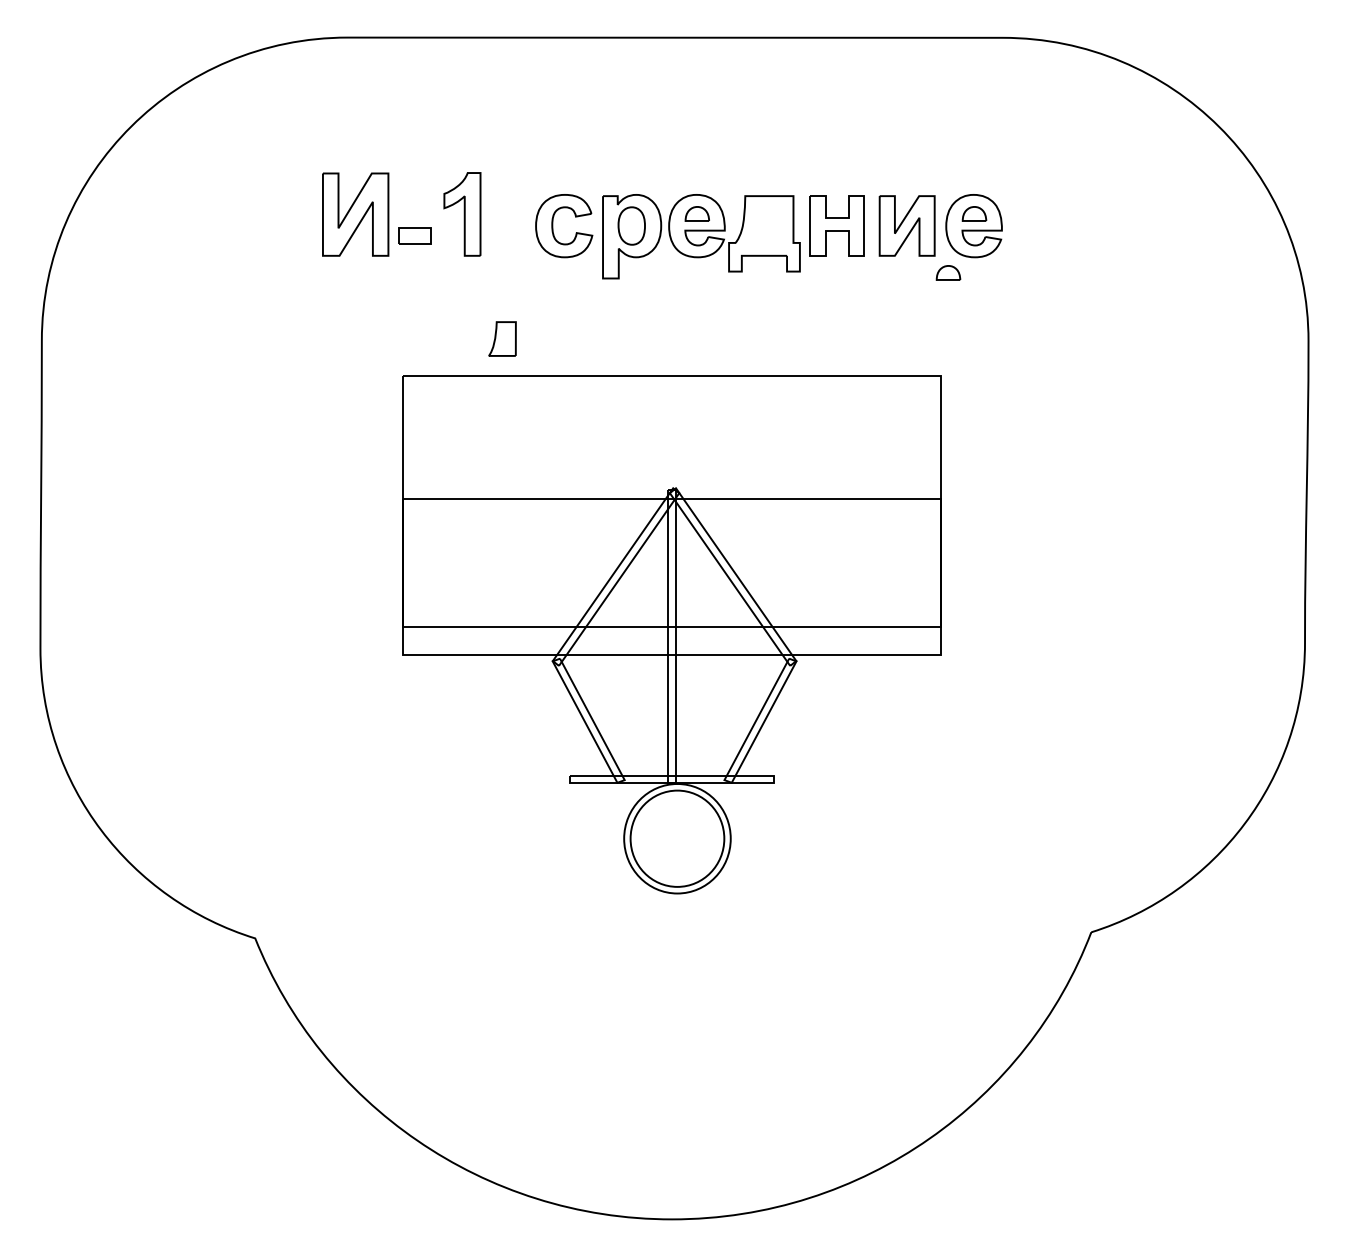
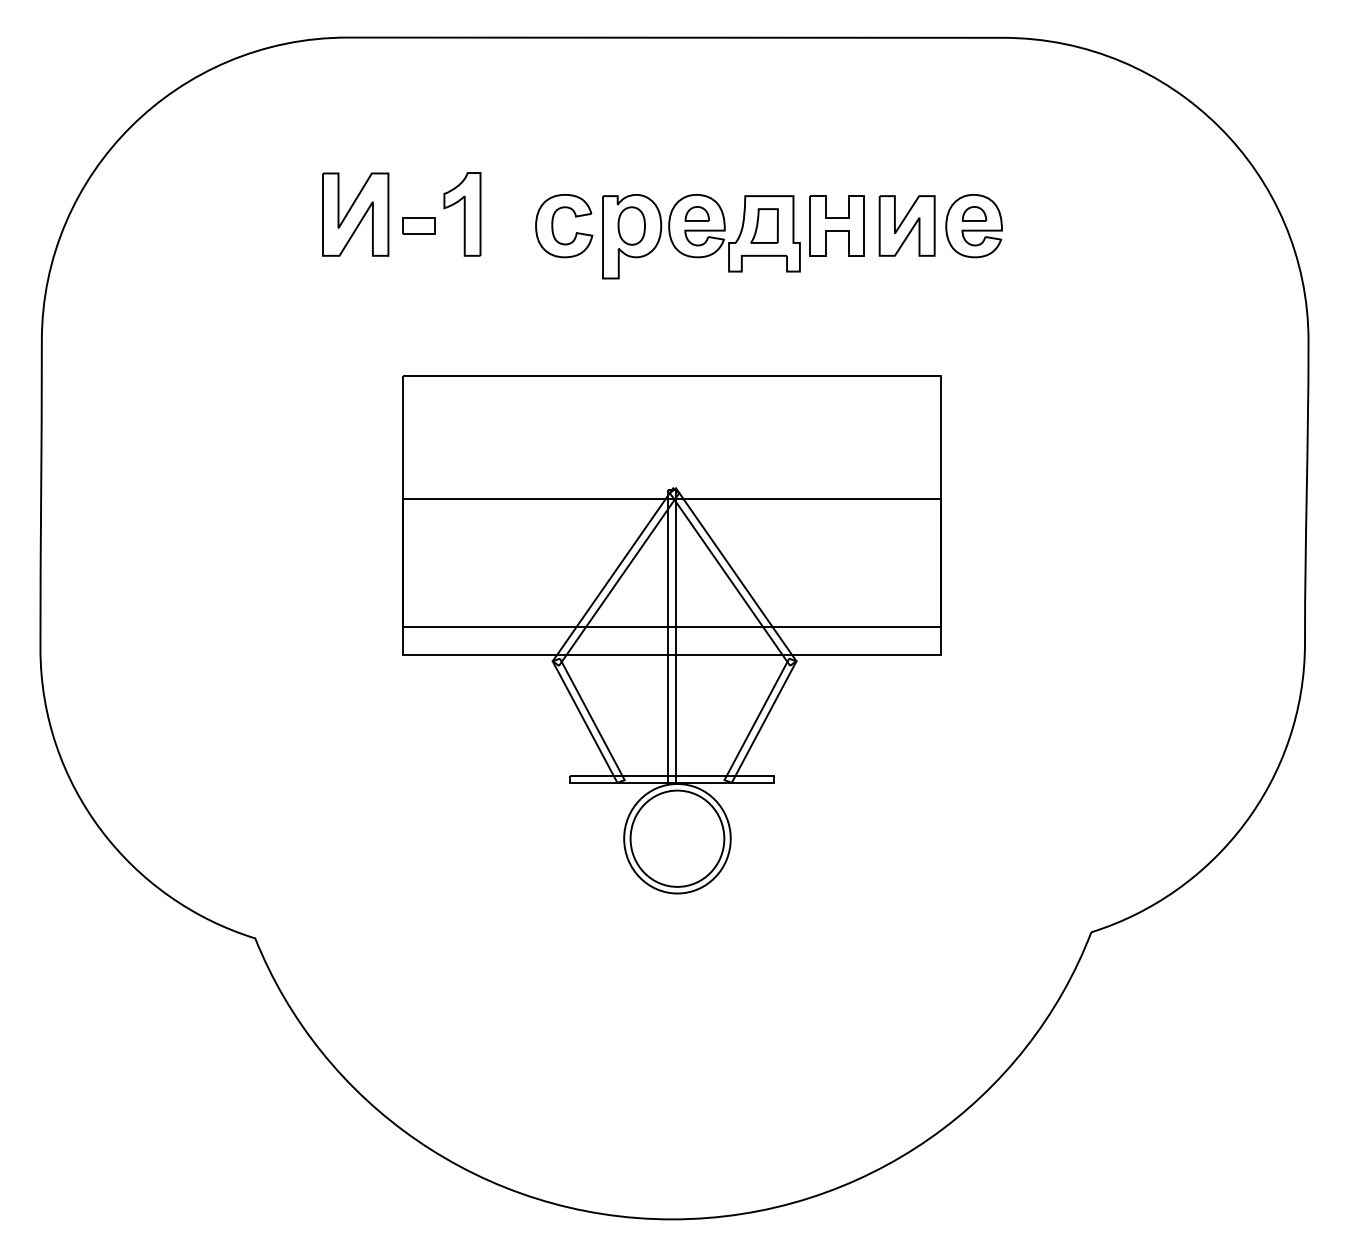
part position: (414, 235) -> (418, 225) (418, 225)
part: present -> none (948, 272)
part position: (502, 338) -> (764, 225) (764, 225)
